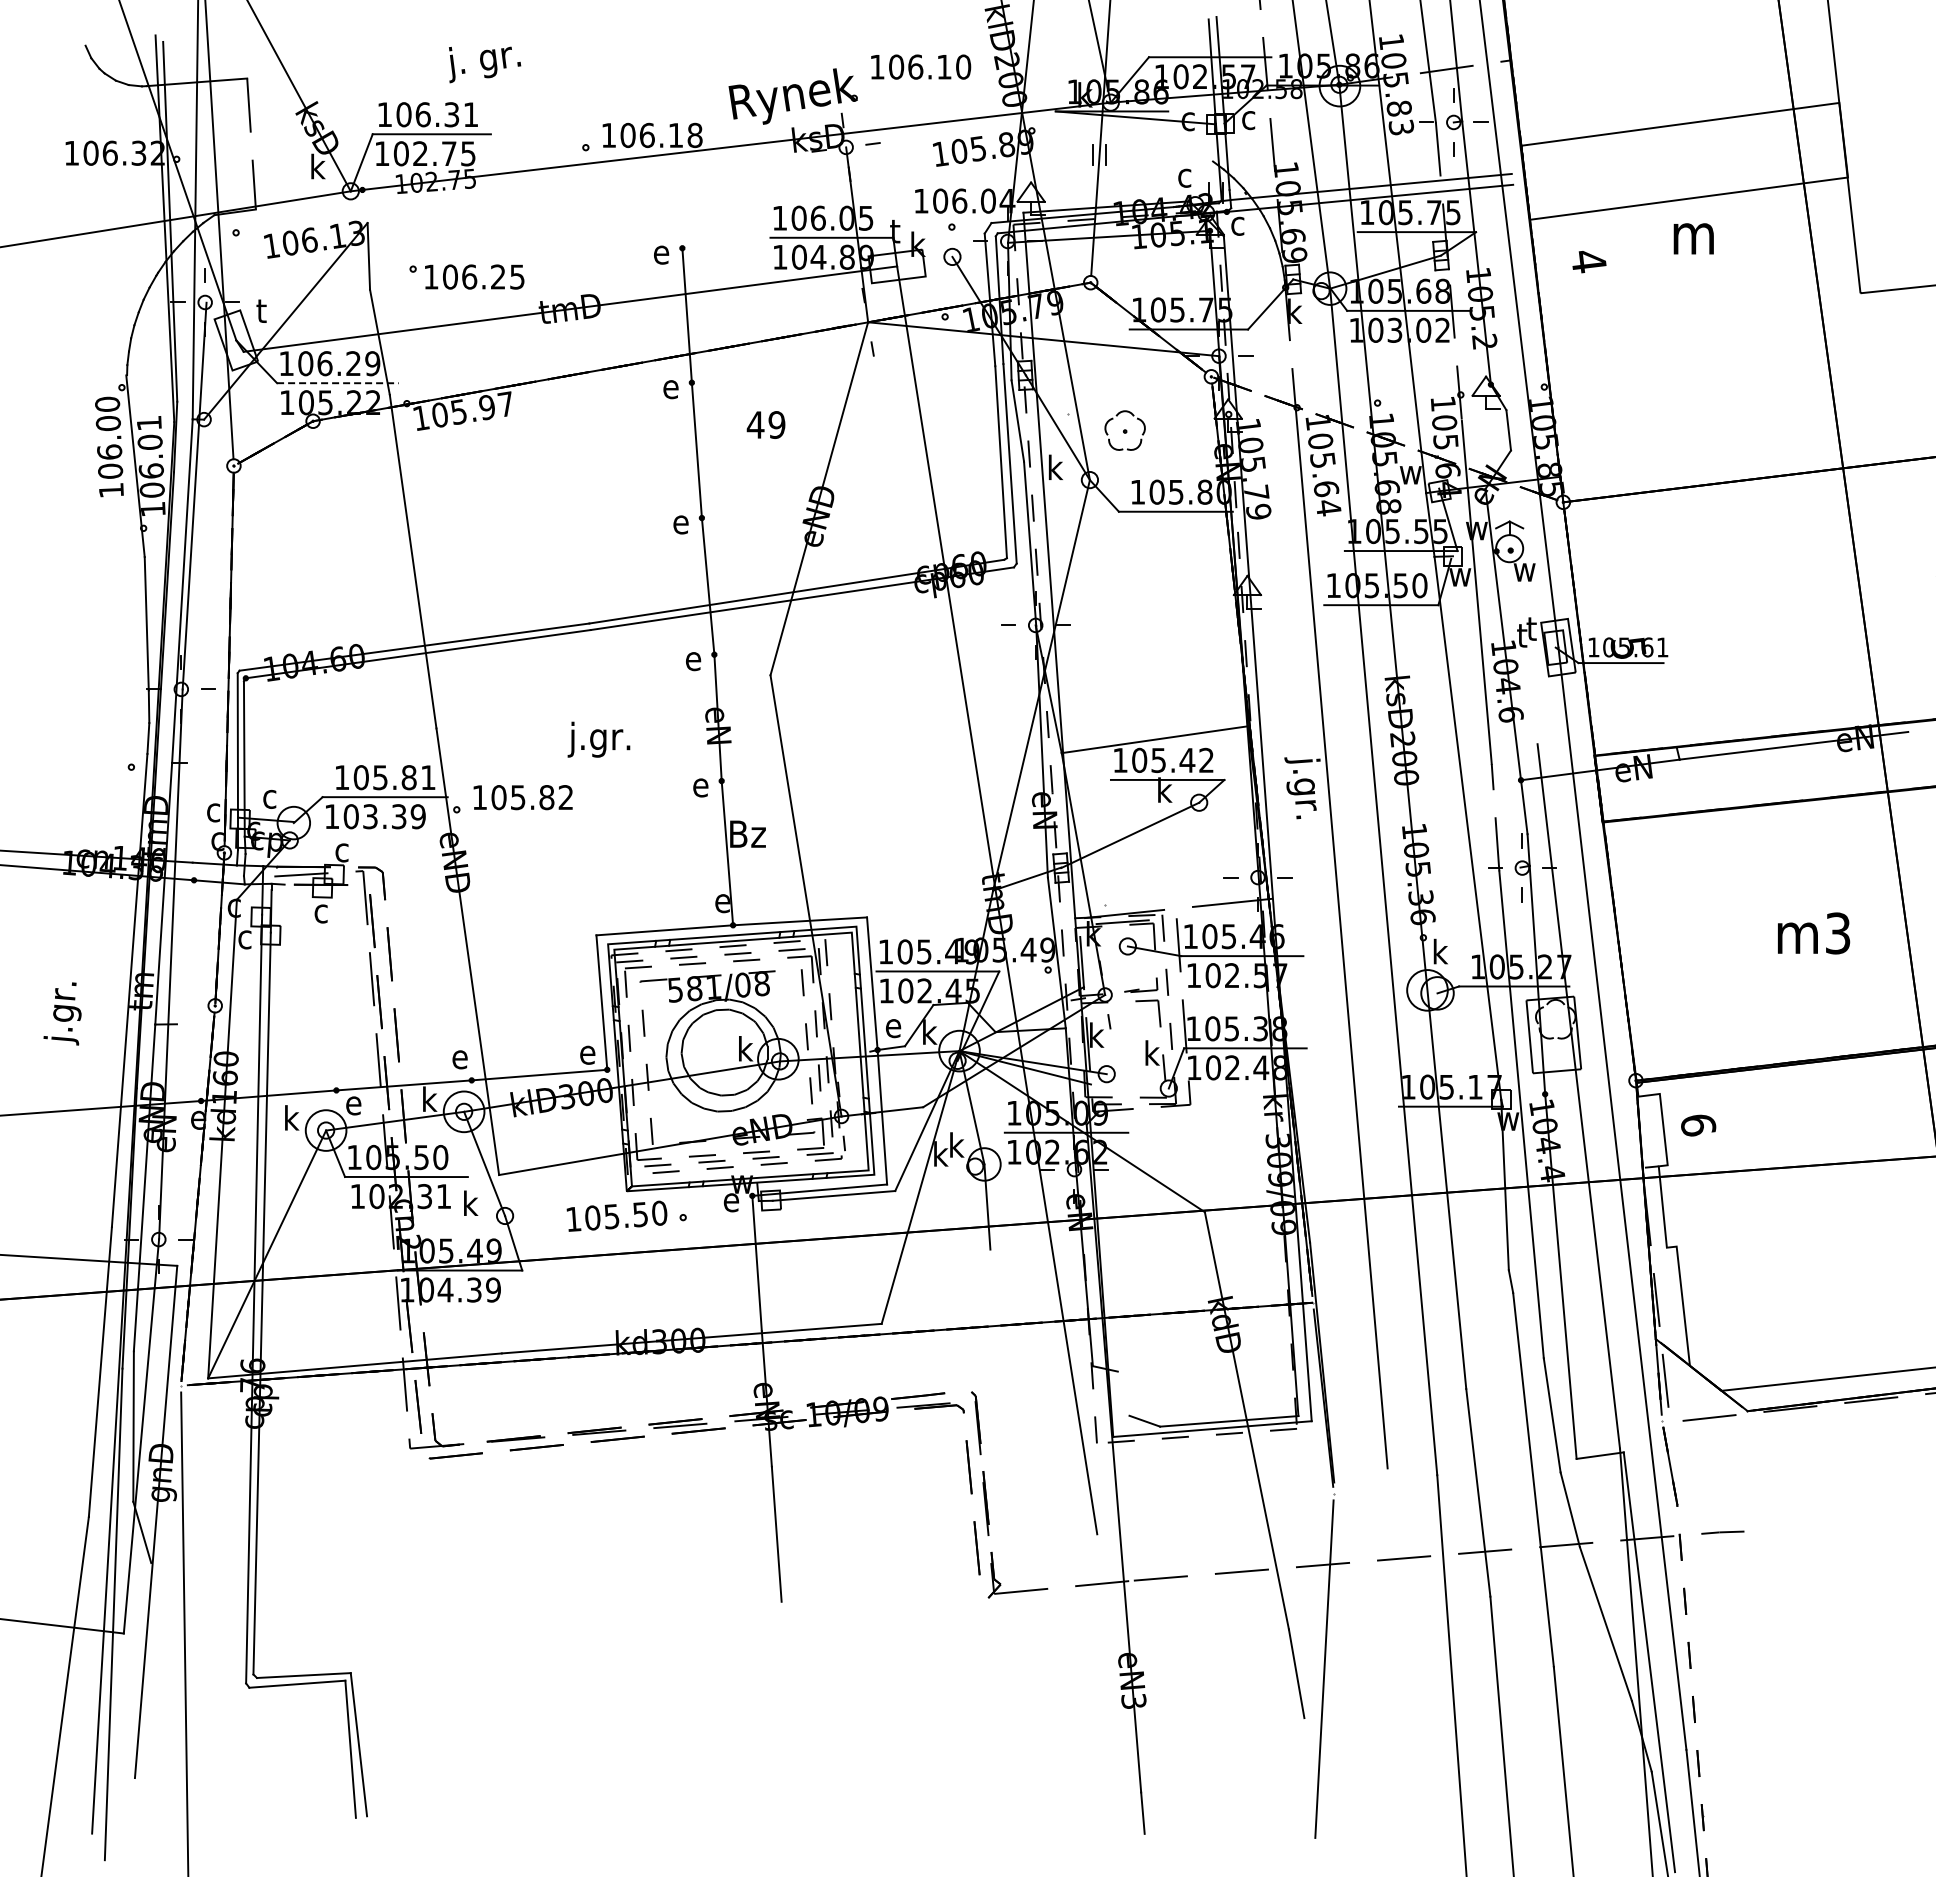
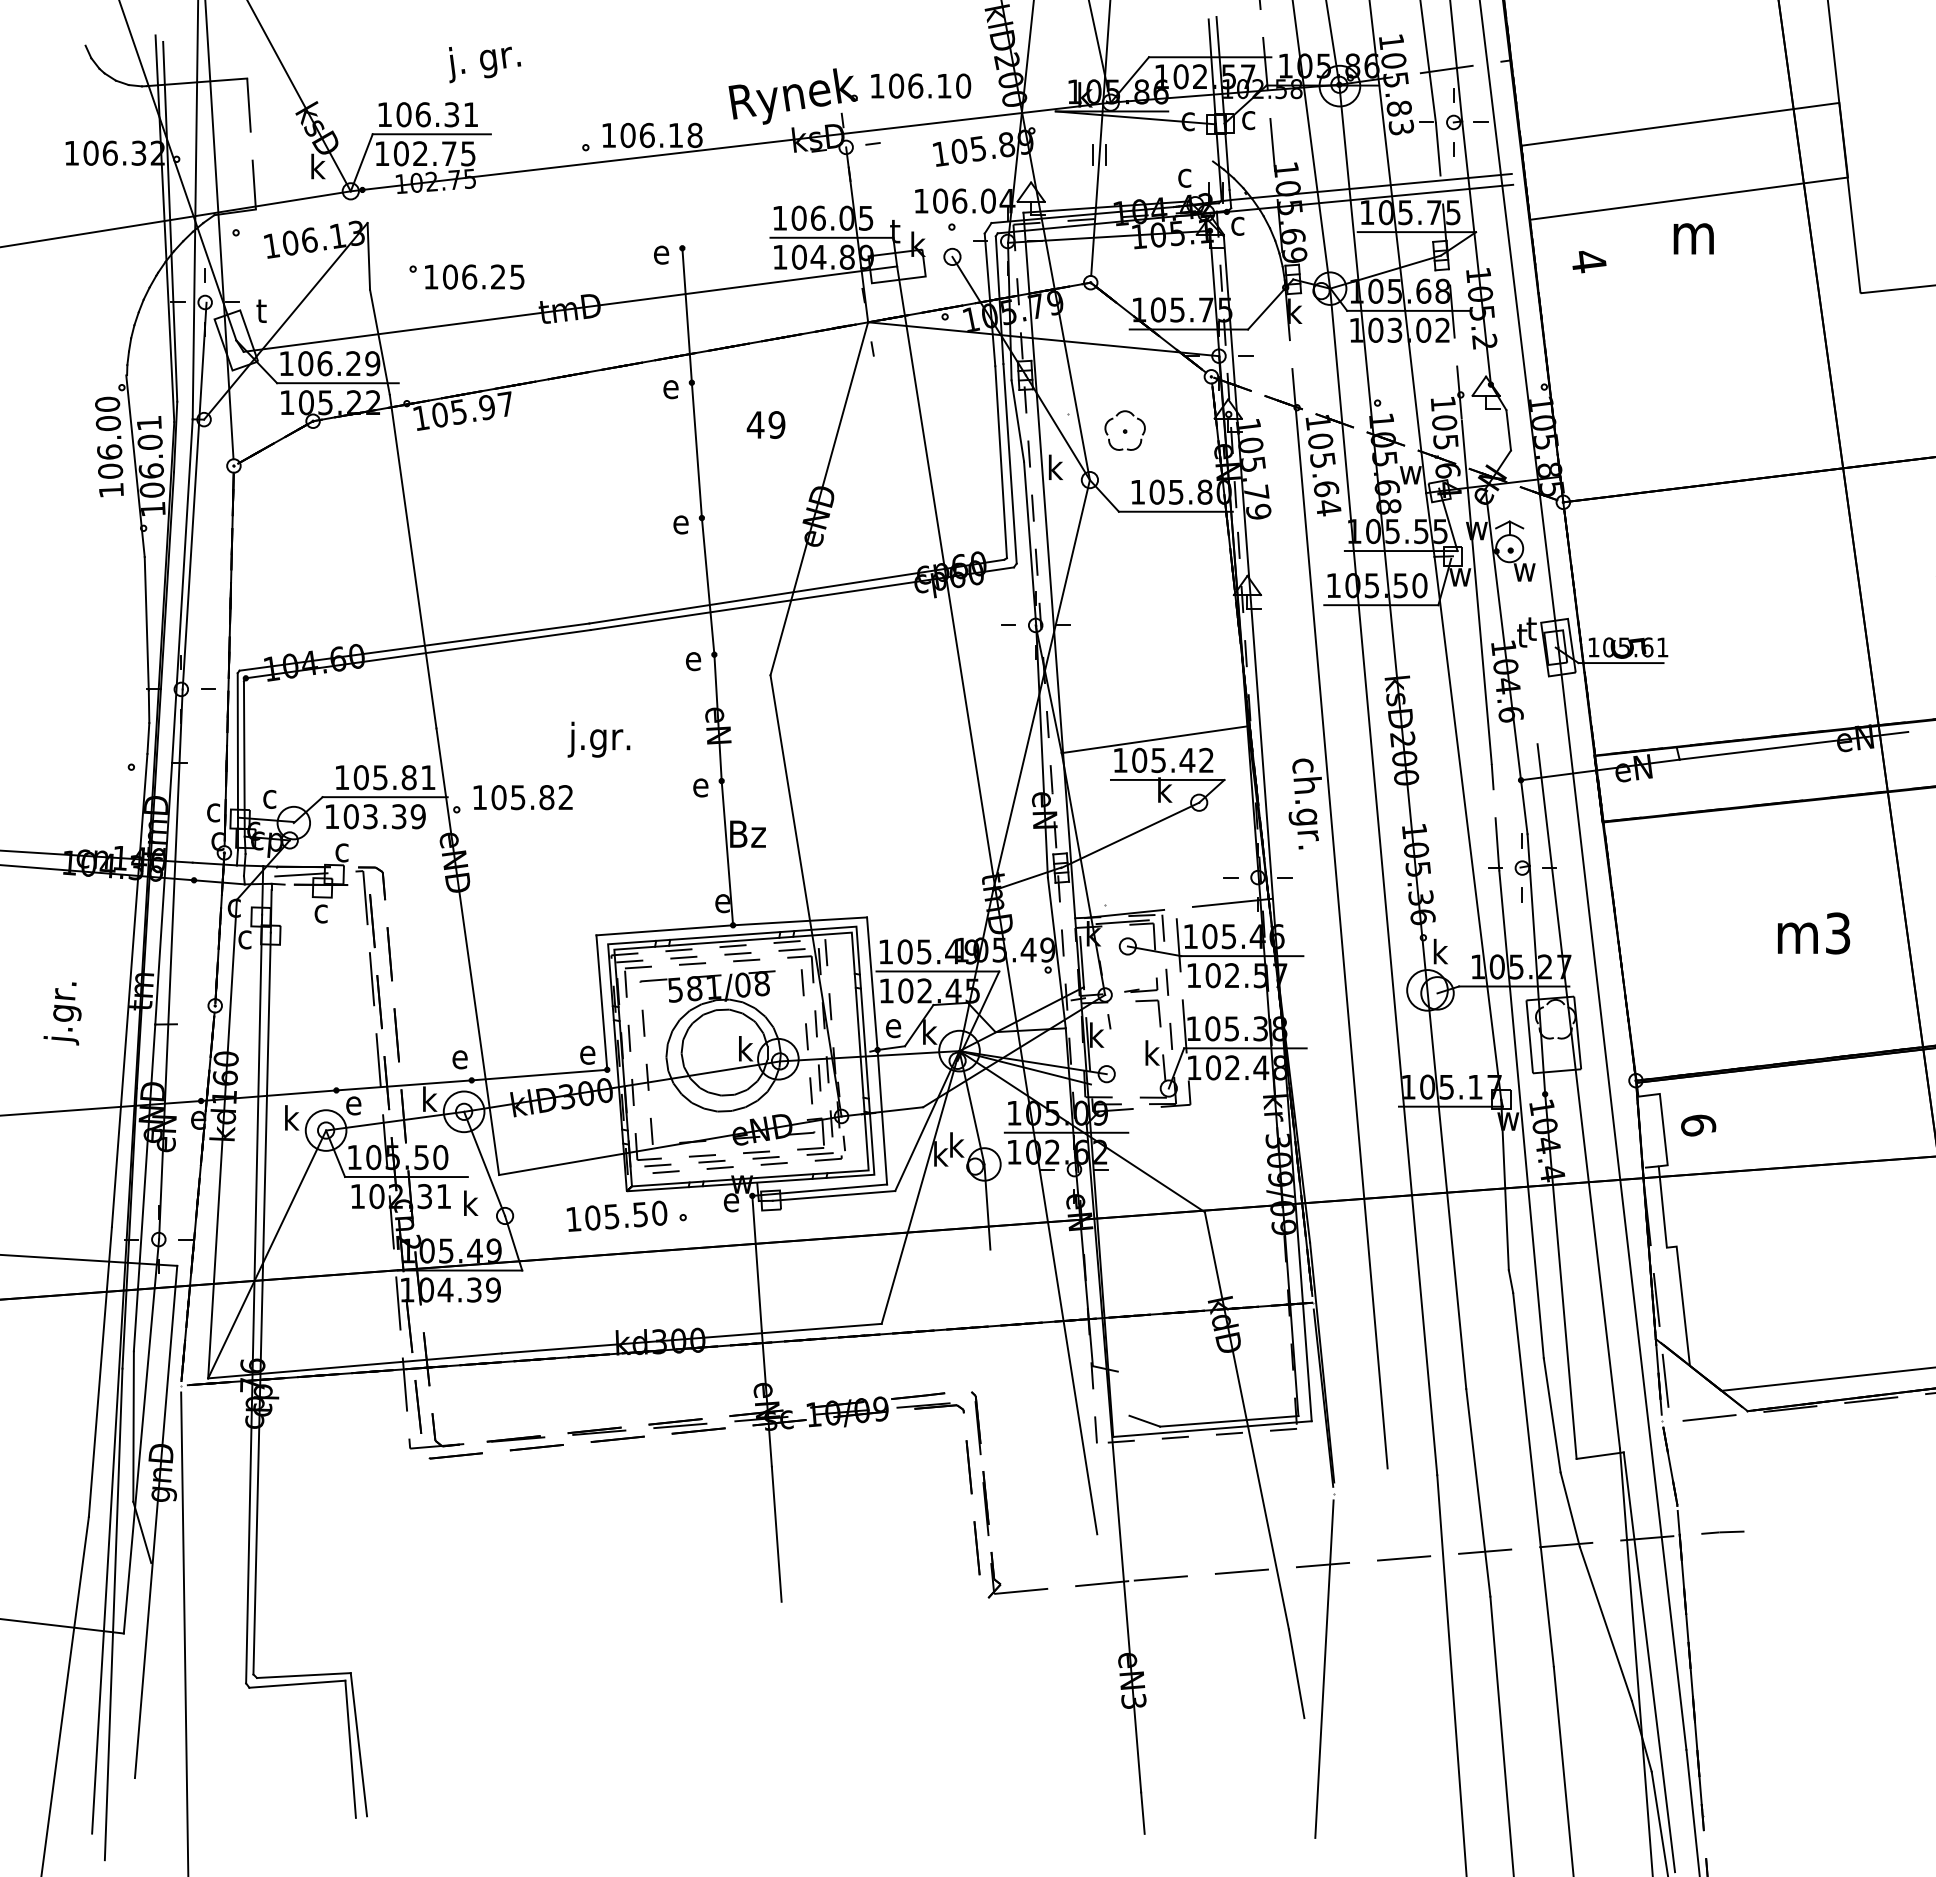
text position: (921, 66) -> (921, 85) (921, 85)
line: dashed -> solid (337, 383)
text: j.gr. -> ch.gr. (1302, 803)
line: none -> present (1689, 1659)
